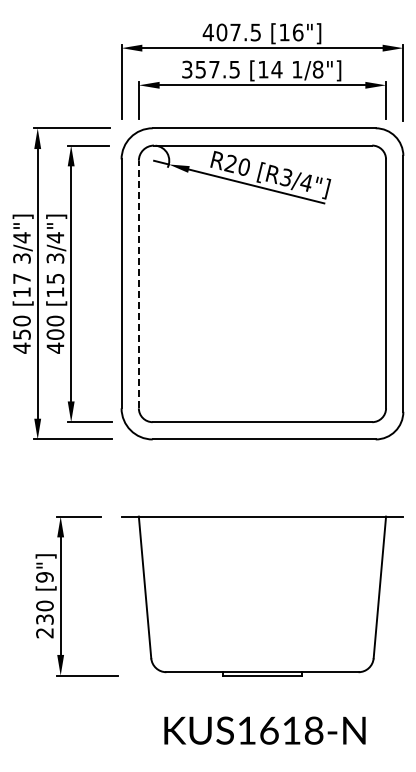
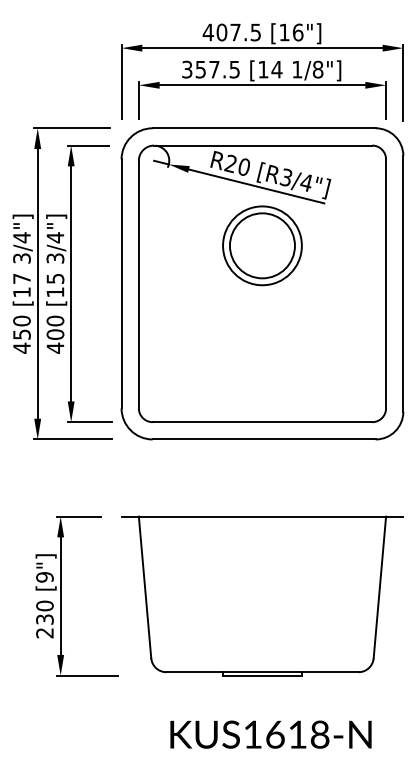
part: none -> present (262, 245)
line: dashed -> solid (138, 284)
text position: (264, 730) -> (270, 734) (270, 734)
